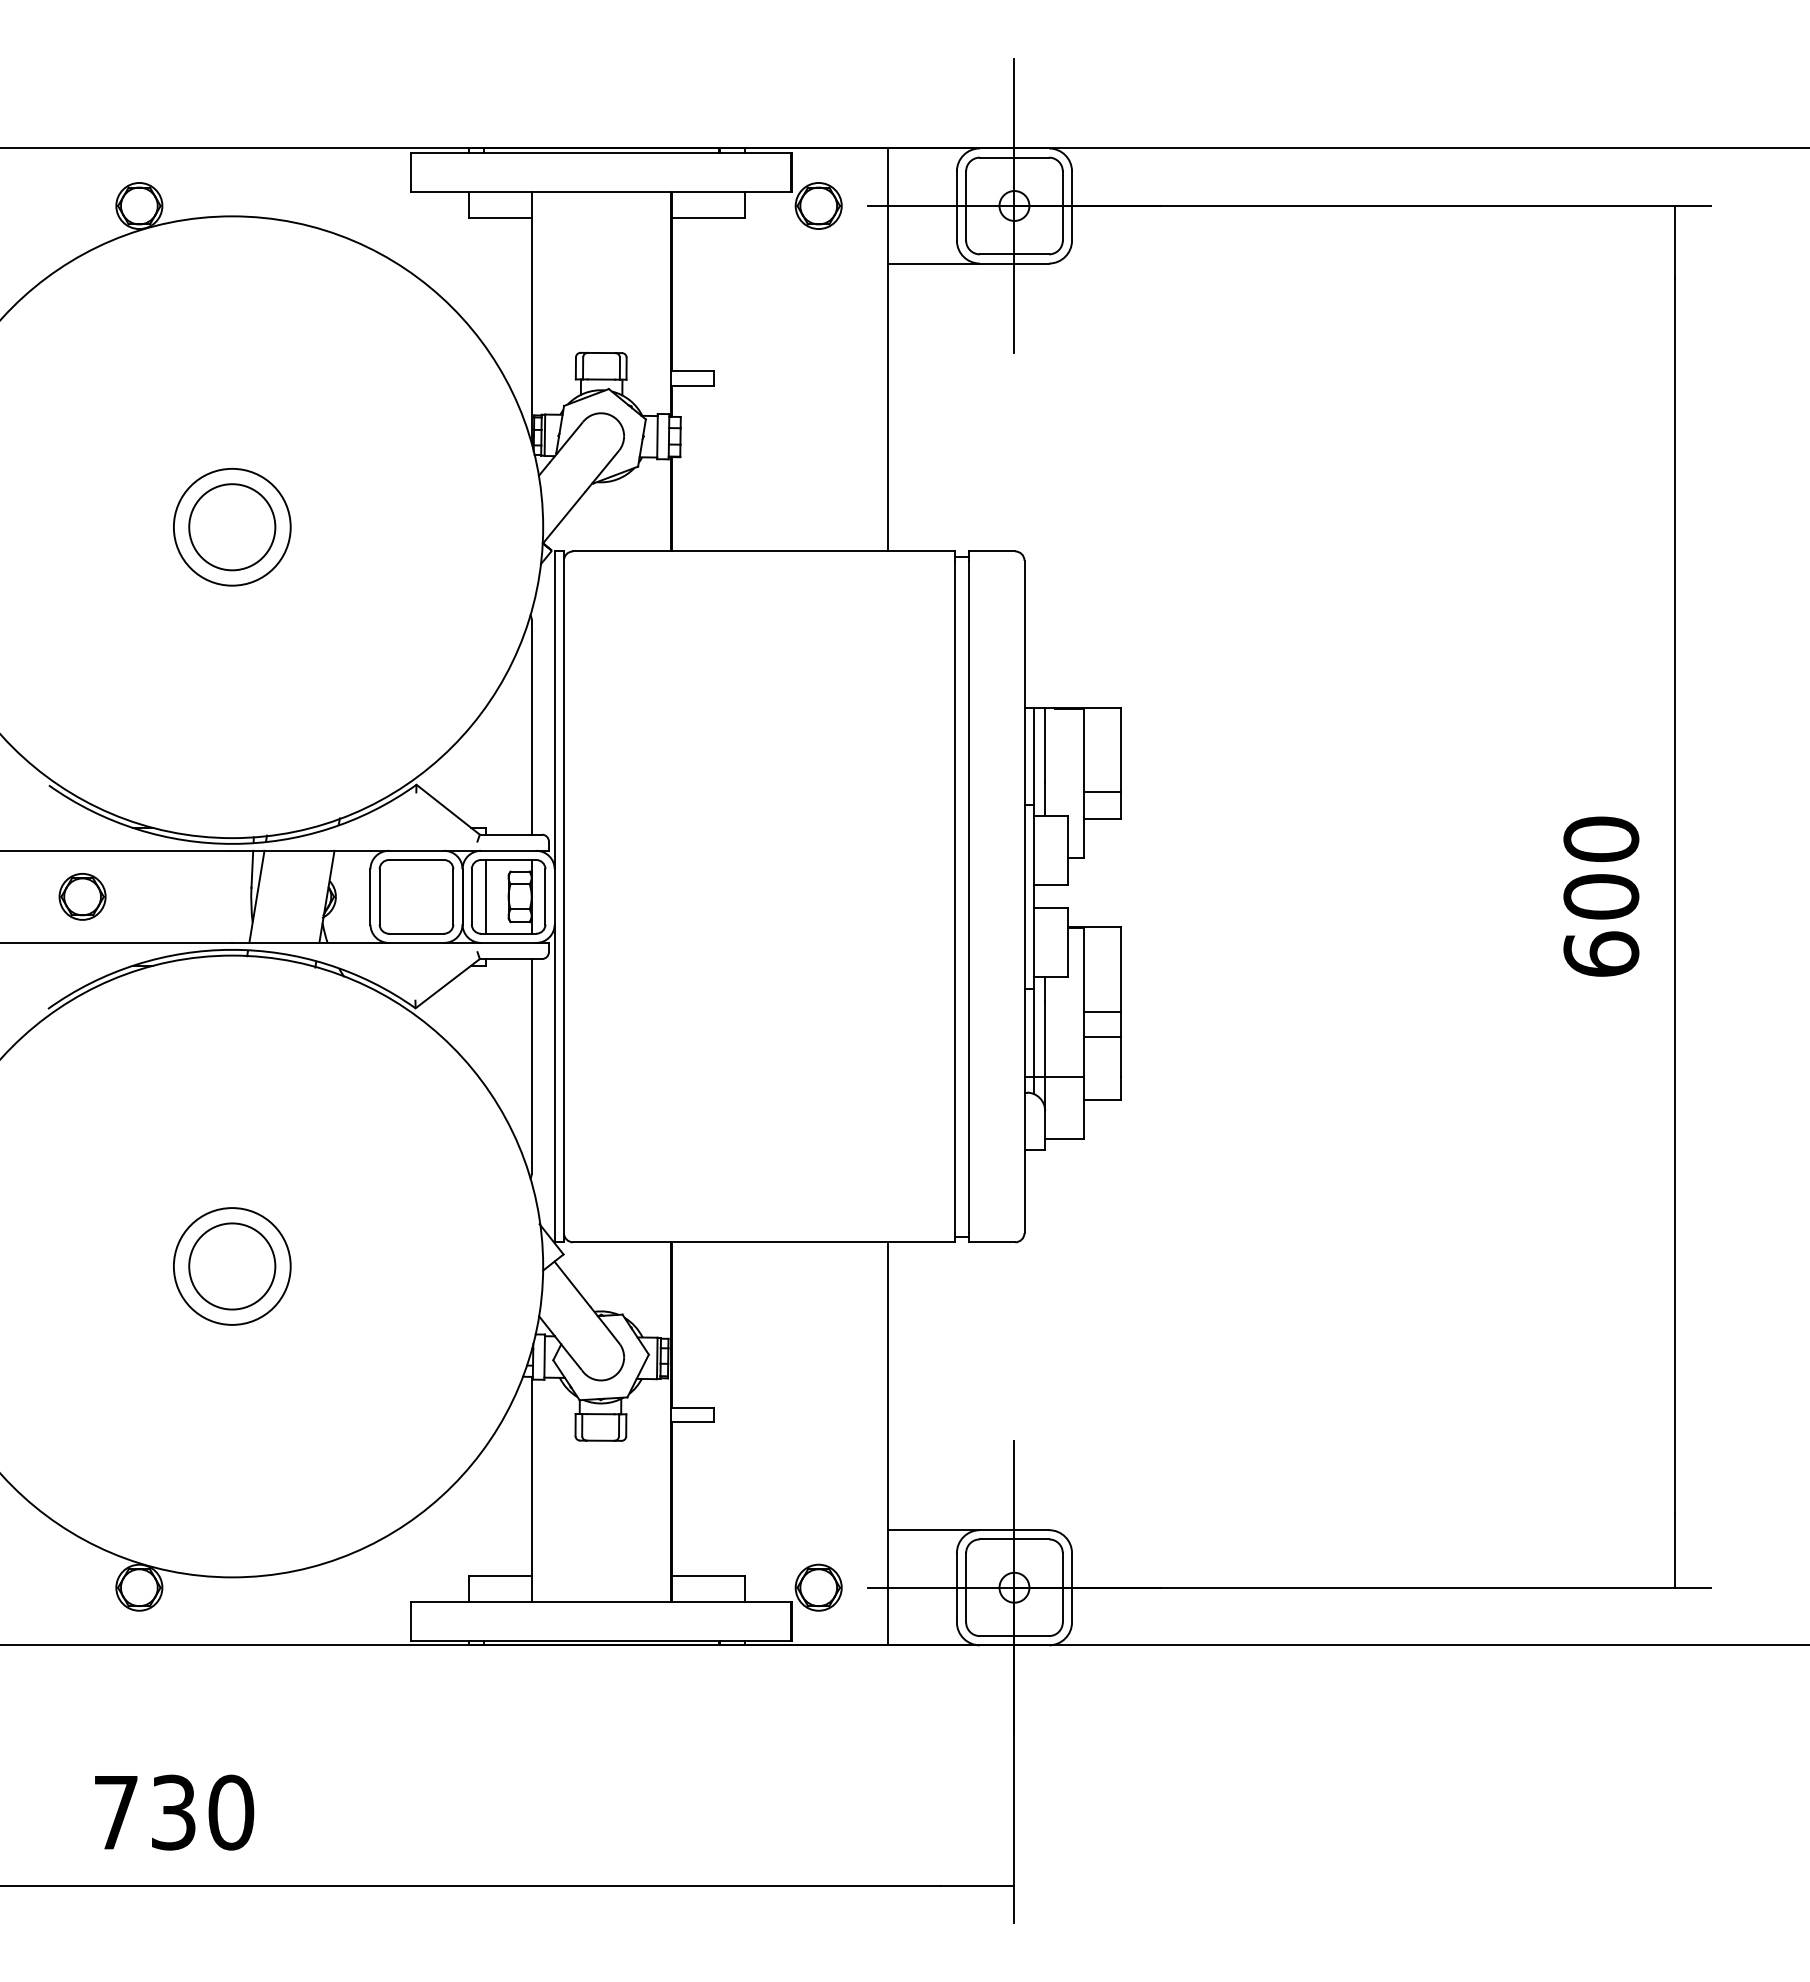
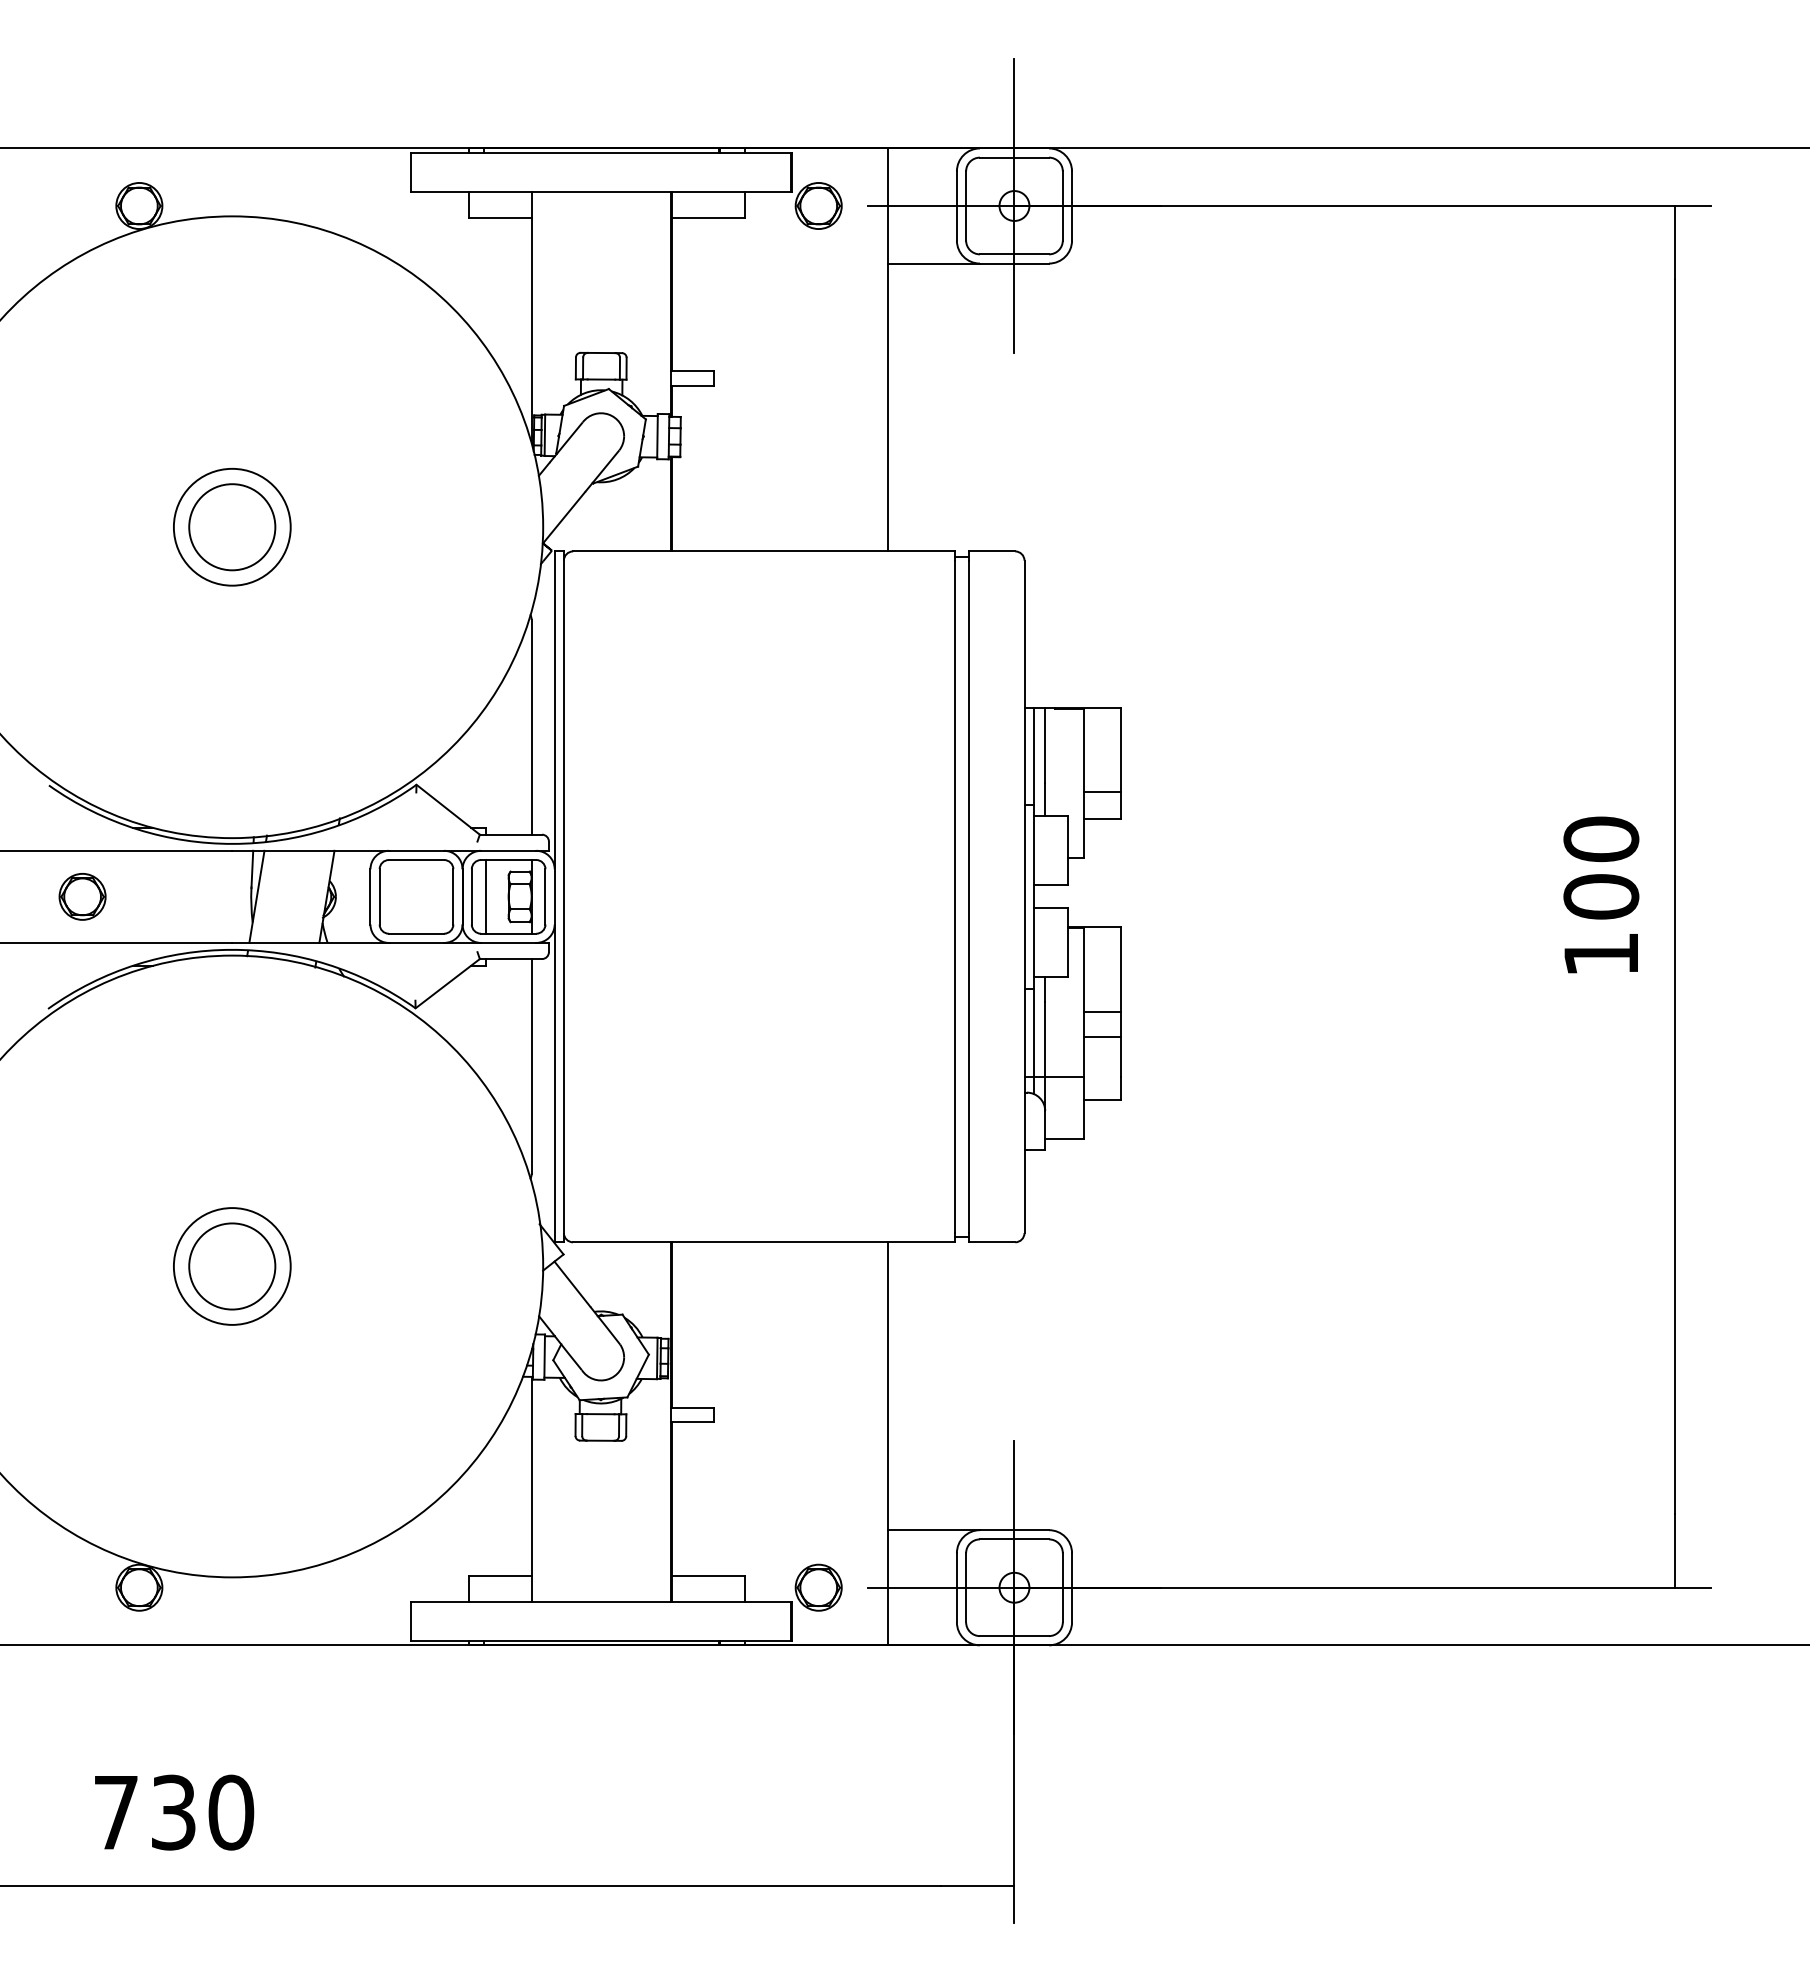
text: 600 -> 100 (1601, 953)
